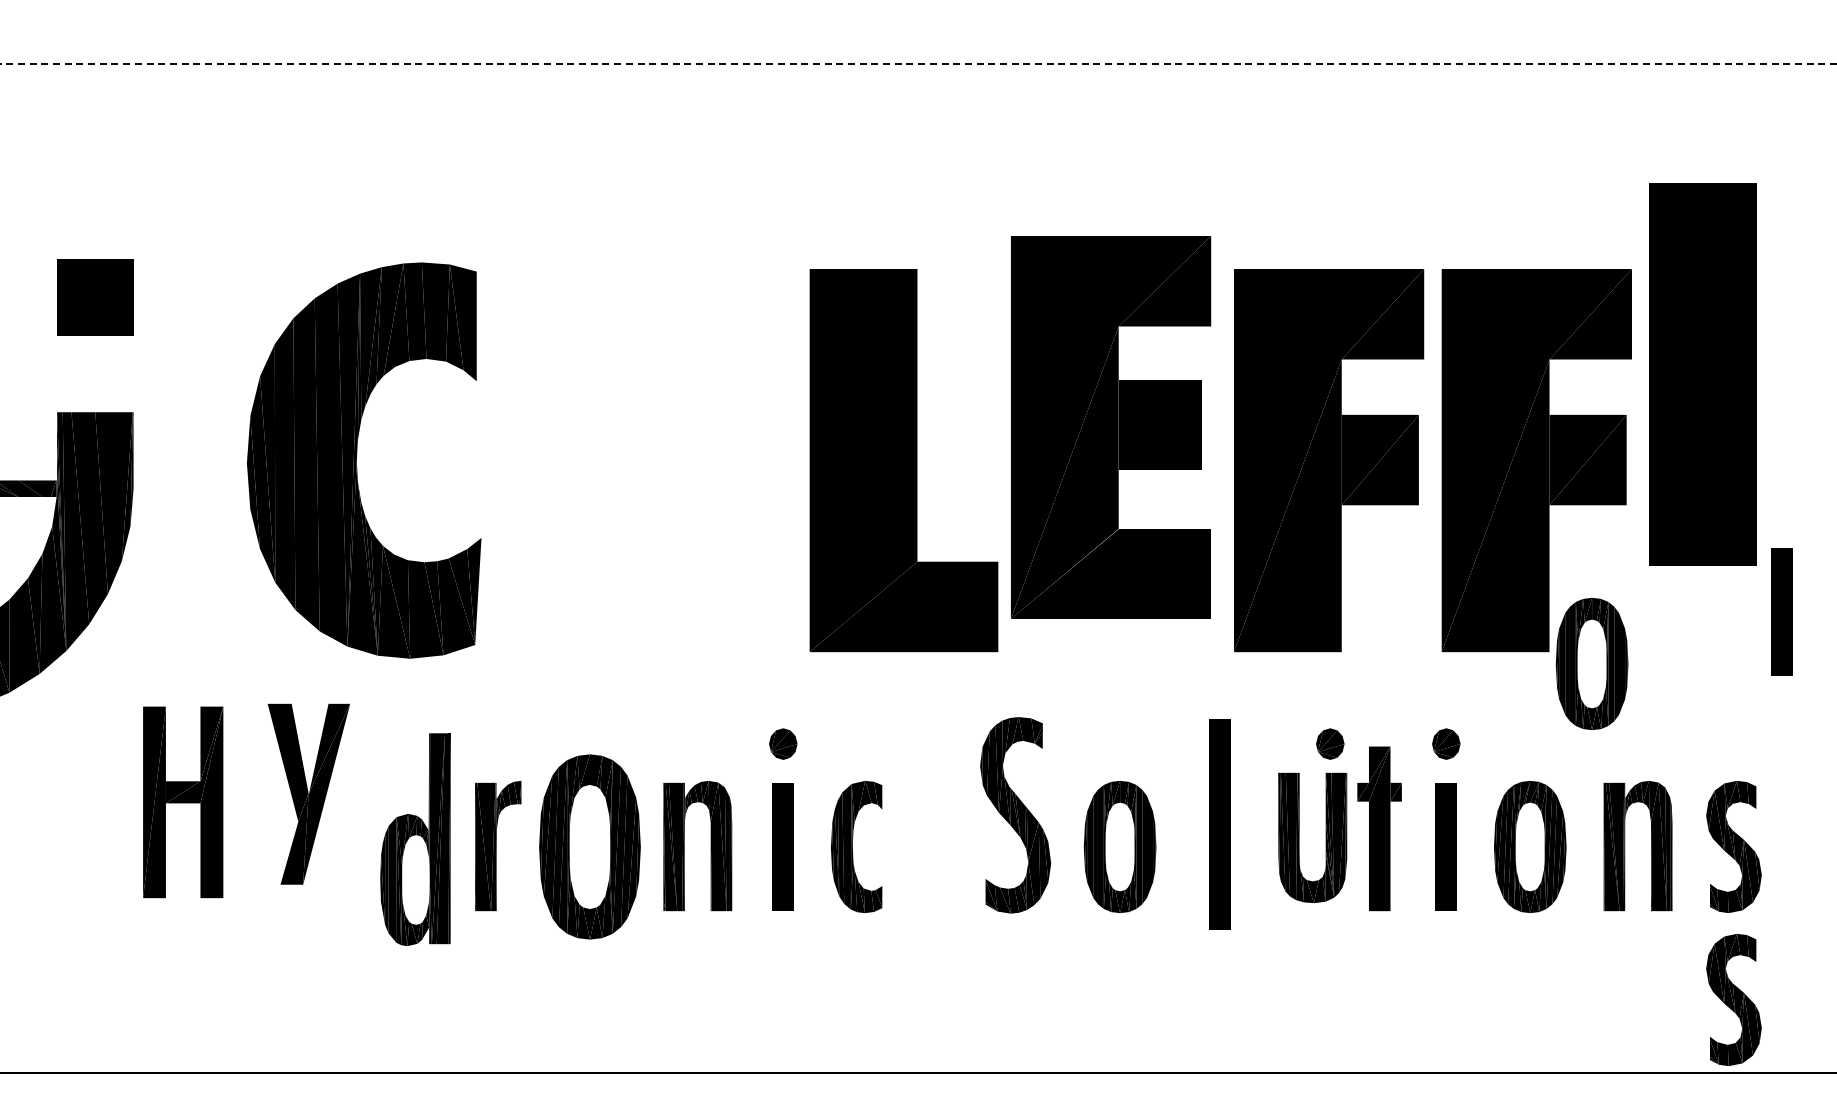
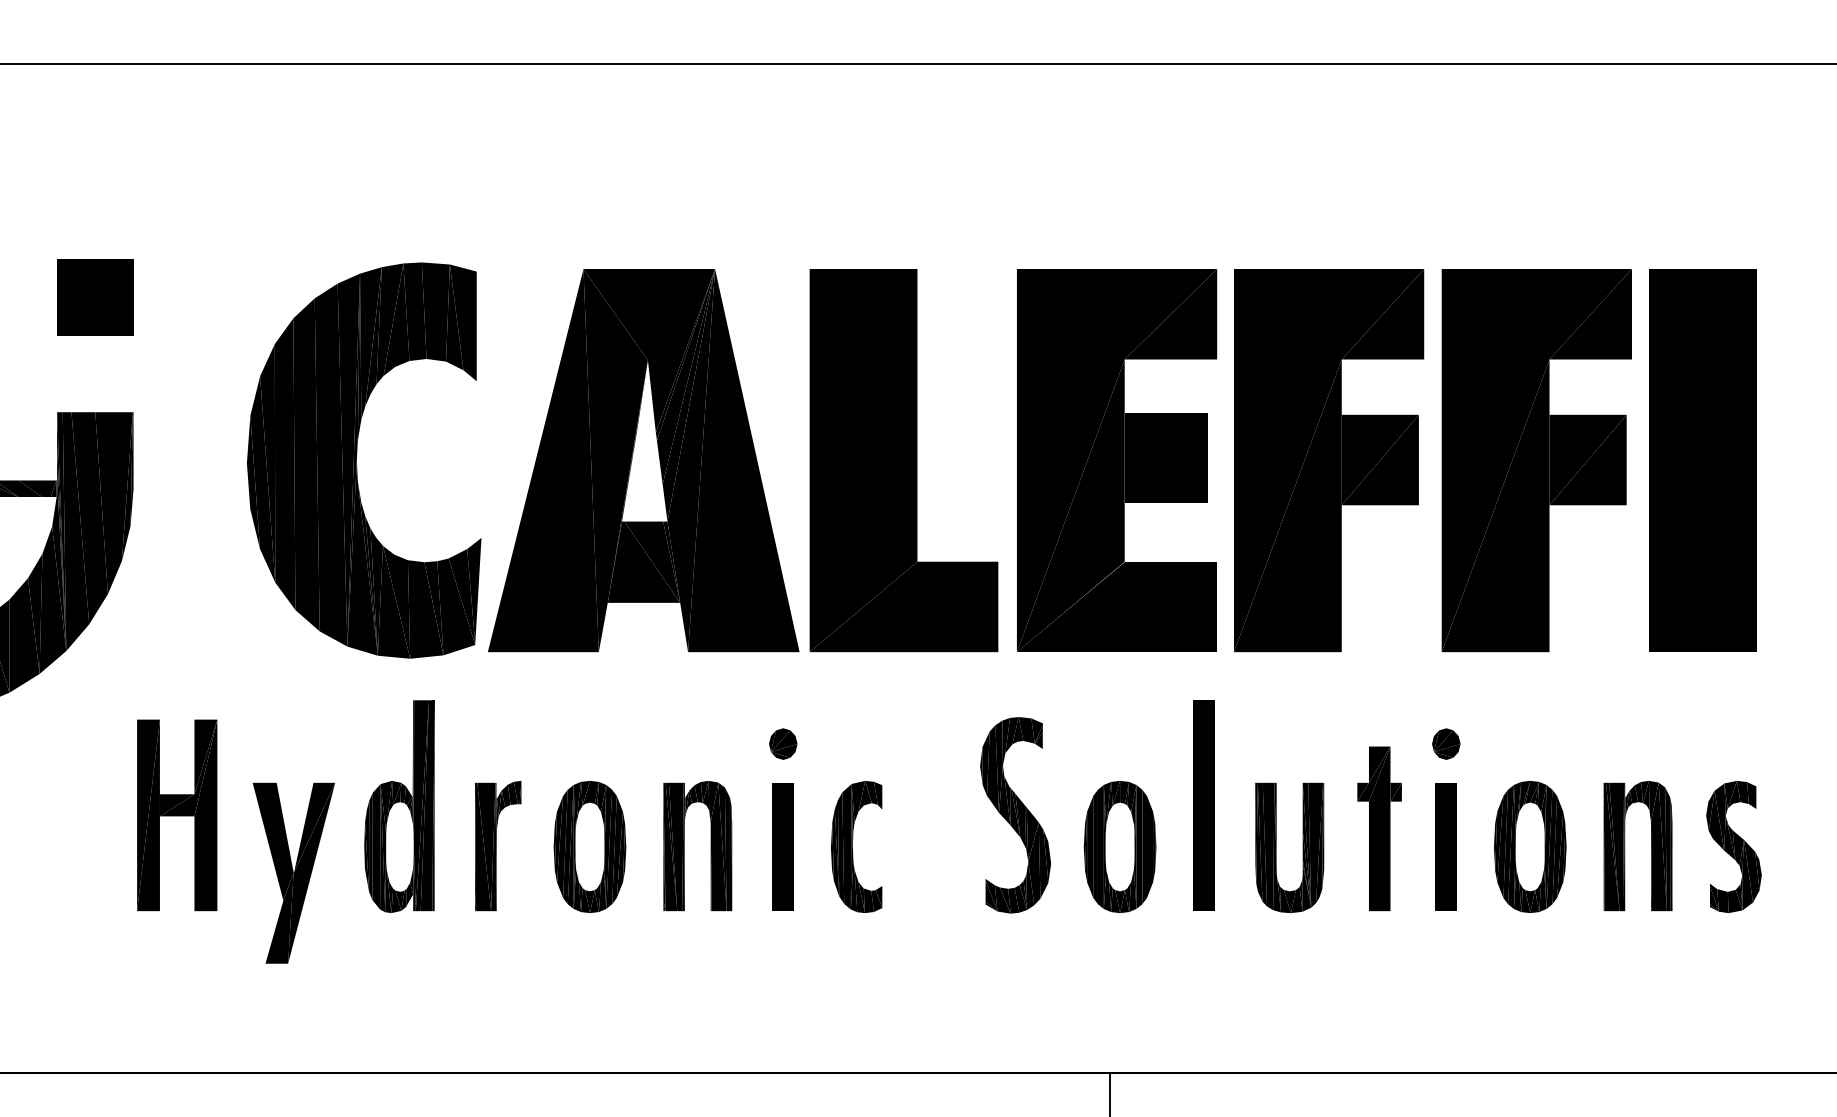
line: dashed -> solid (918, 64)
part position: (1702, 374) -> (1702, 460) (1702, 460)
part position: (1111, 427) -> (1117, 460) (1117, 460)
part: none -> present (643, 460)
part: present -> none (1781, 611)
part: present -> none (1591, 663)
part: present -> none (1330, 743)
part position: (308, 793) -> (293, 872) (293, 872)
part position: (183, 802) -> (177, 815) (177, 815)
part position: (1219, 824) -> (1203, 805) (1203, 805)
part position: (1299, 837) -> (1276, 847) (1276, 847)
part position: (415, 839) -> (399, 806) (399, 806)
part size: 102x186 px -> 74x132 px (589, 846)
part: present -> none (1733, 1000)
line: none -> present (1110, 1092)
